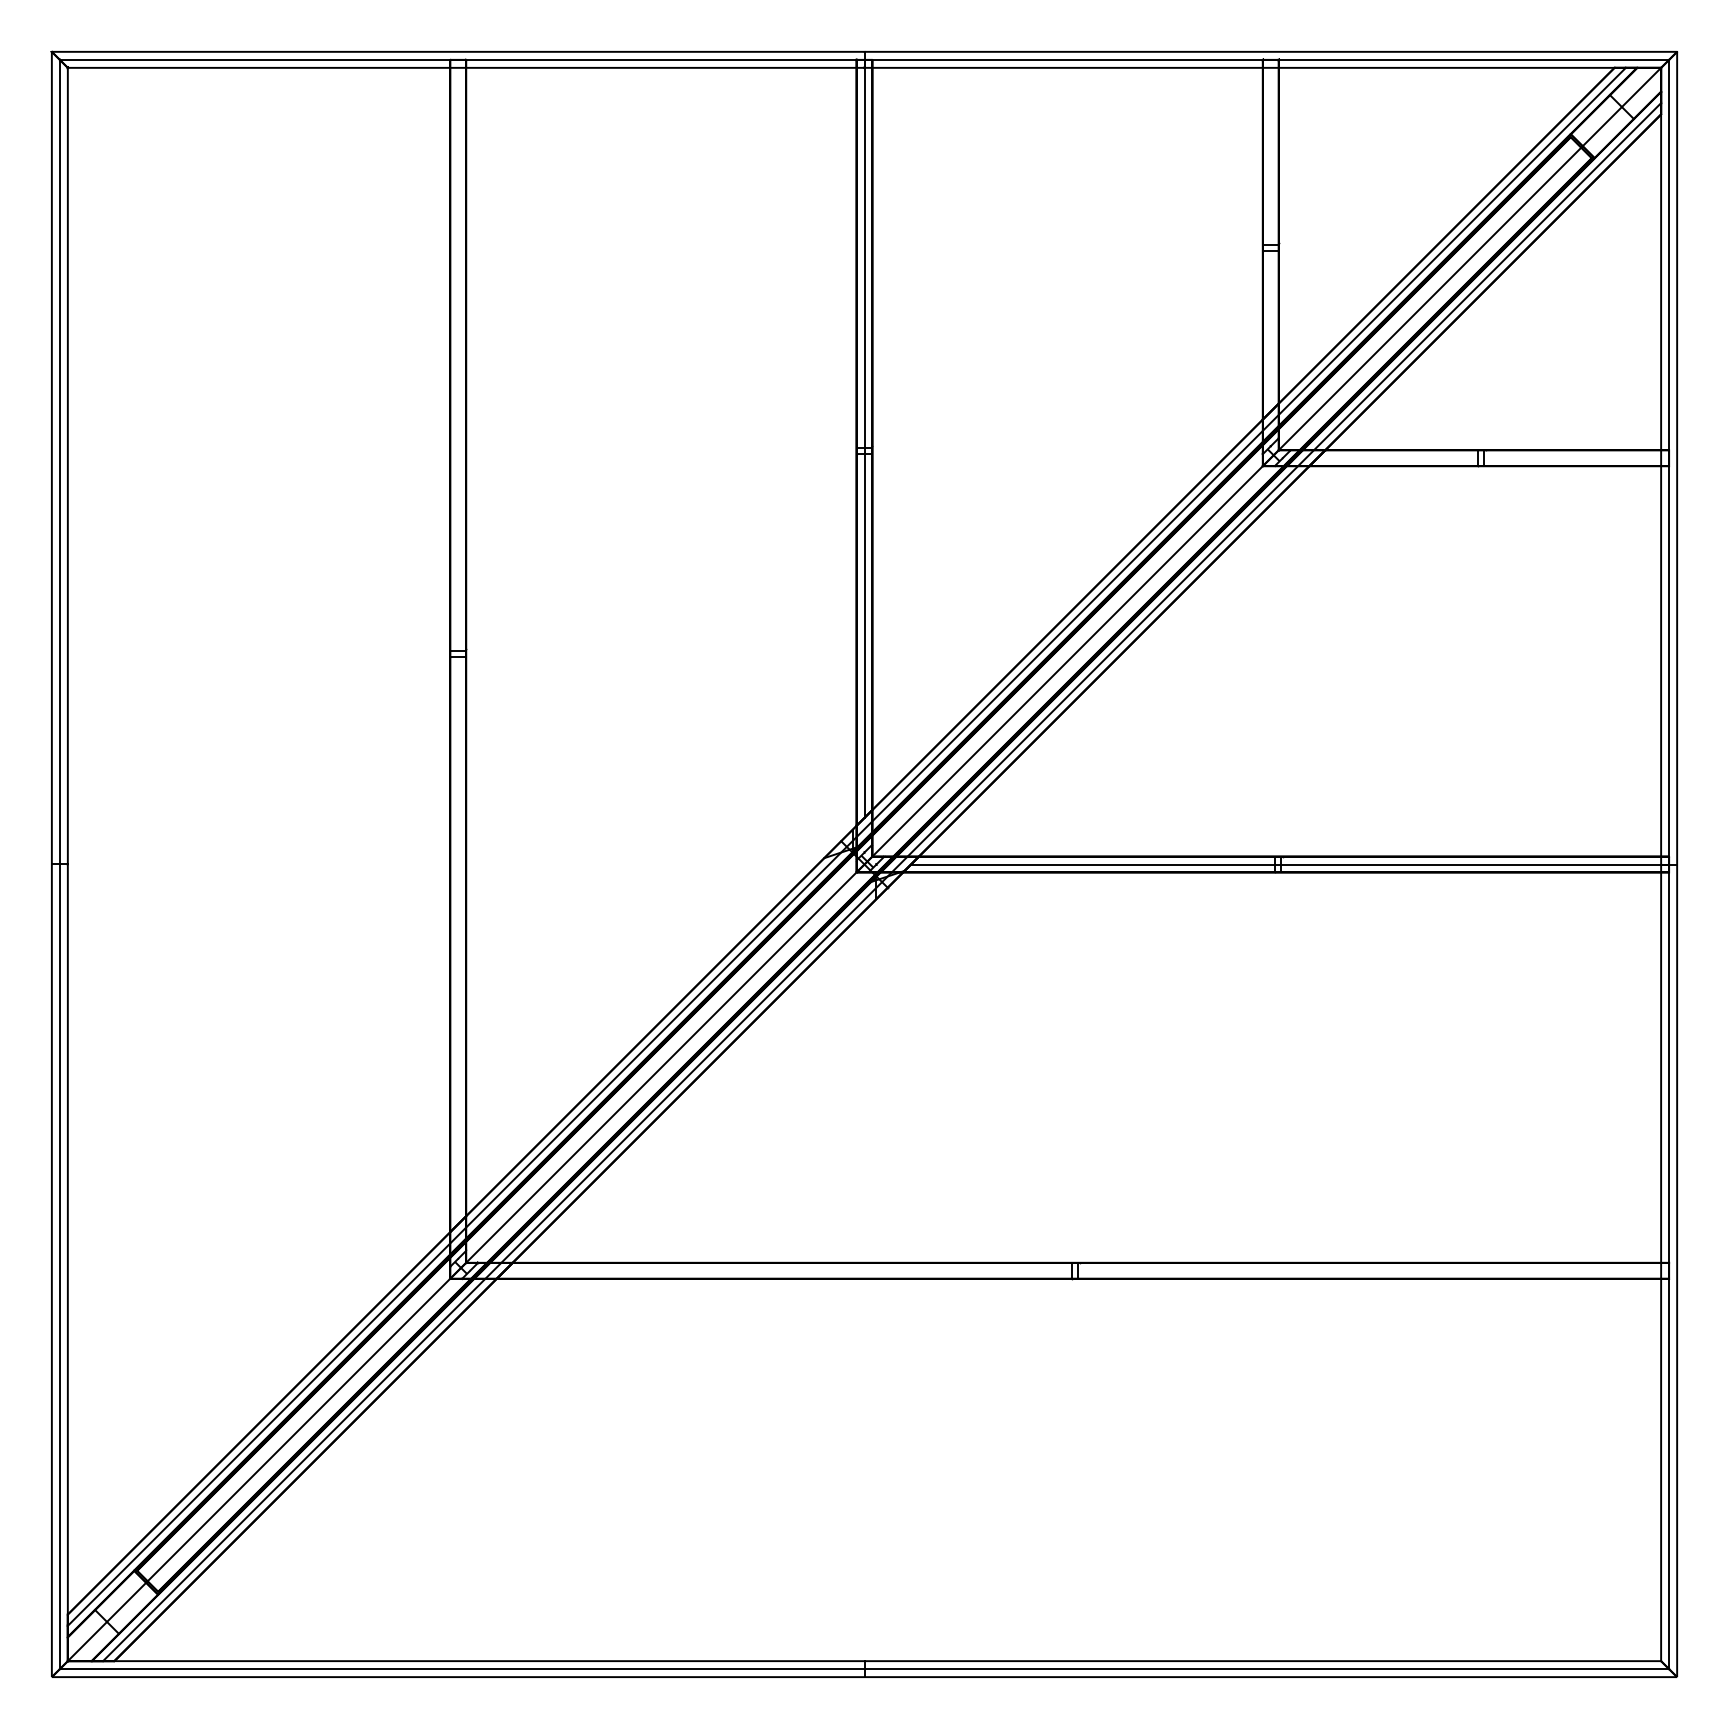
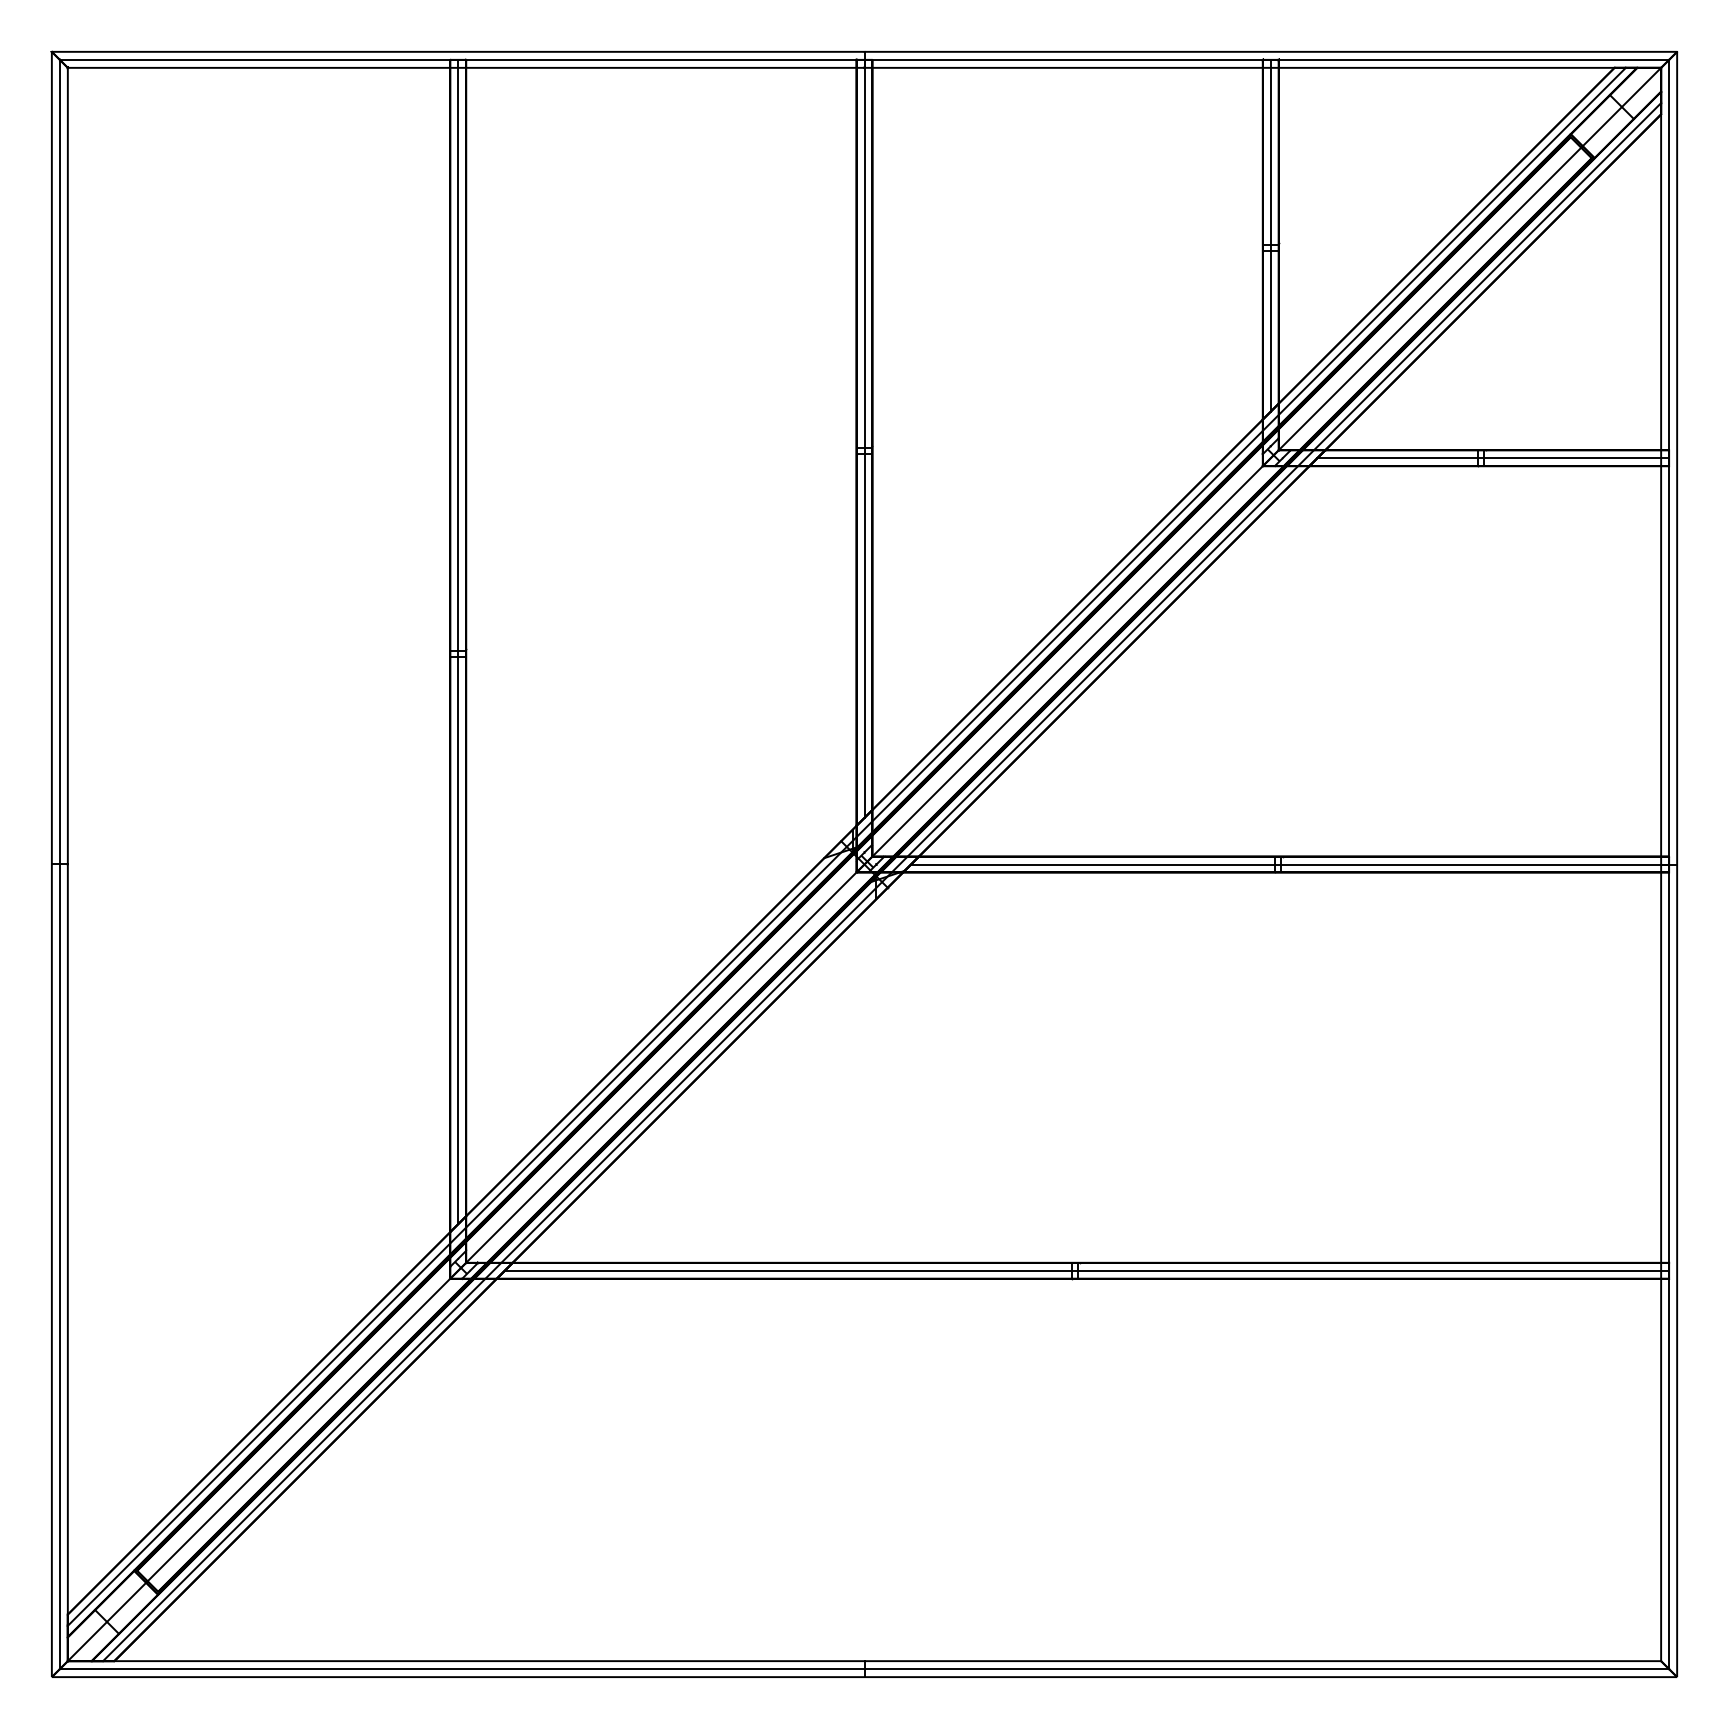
line: none -> present (1270, 235)
line: none -> present (1493, 458)
line: none -> present (458, 641)
line: none -> present (1086, 1270)
